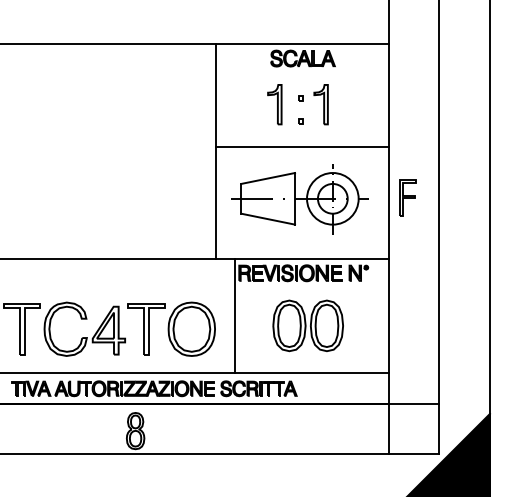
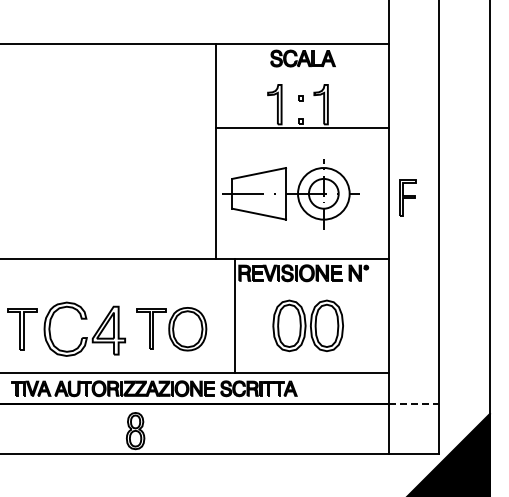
line position: (302, 146) -> (302, 127) (302, 127)
part position: (299, 199) -> (290, 194) (290, 194)
part size: 89x56 px -> 72x45 px (171, 329)
part size: 38x53 px -> 31x43 px (22, 329)
line: solid -> dashed (414, 403)
